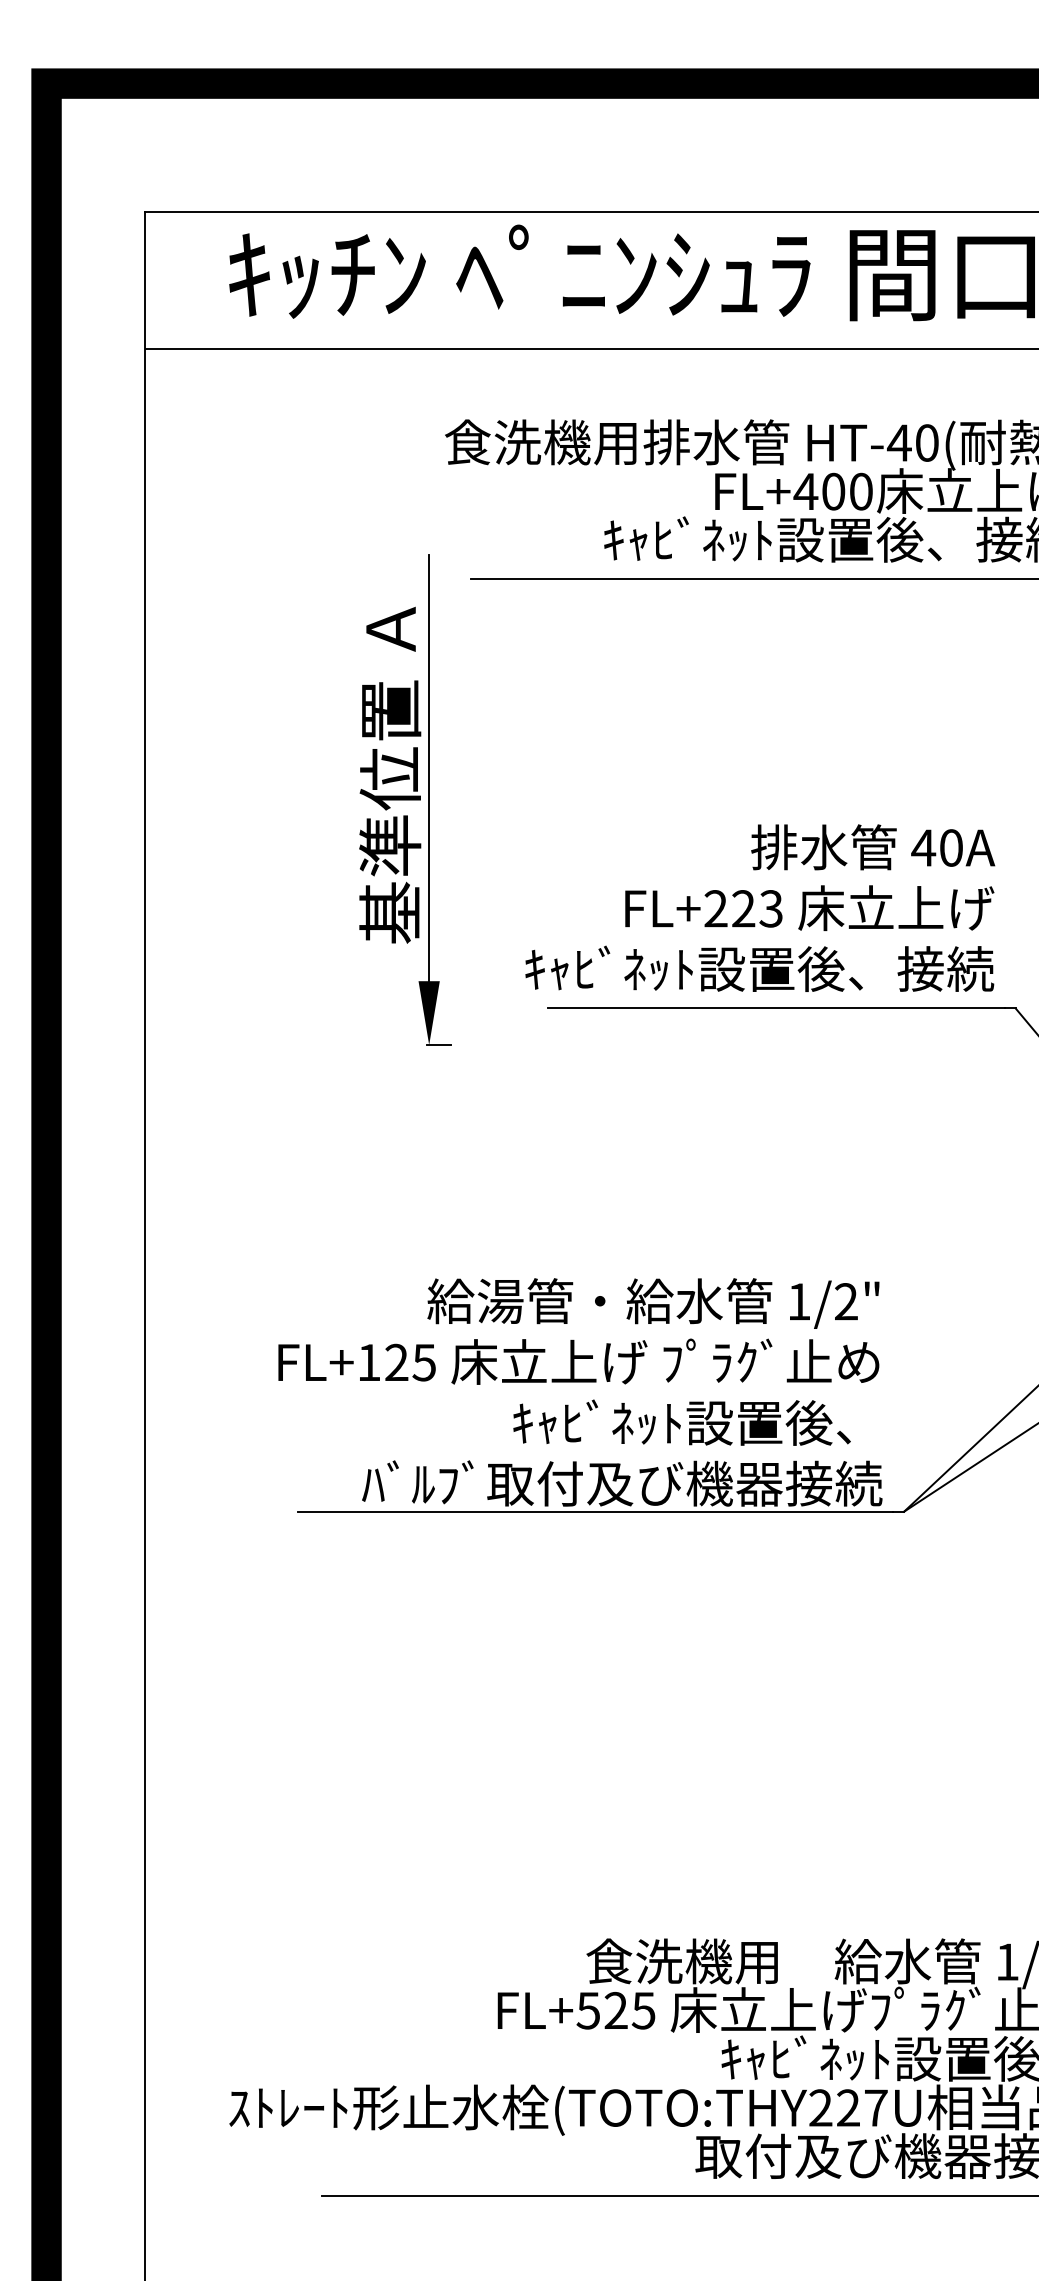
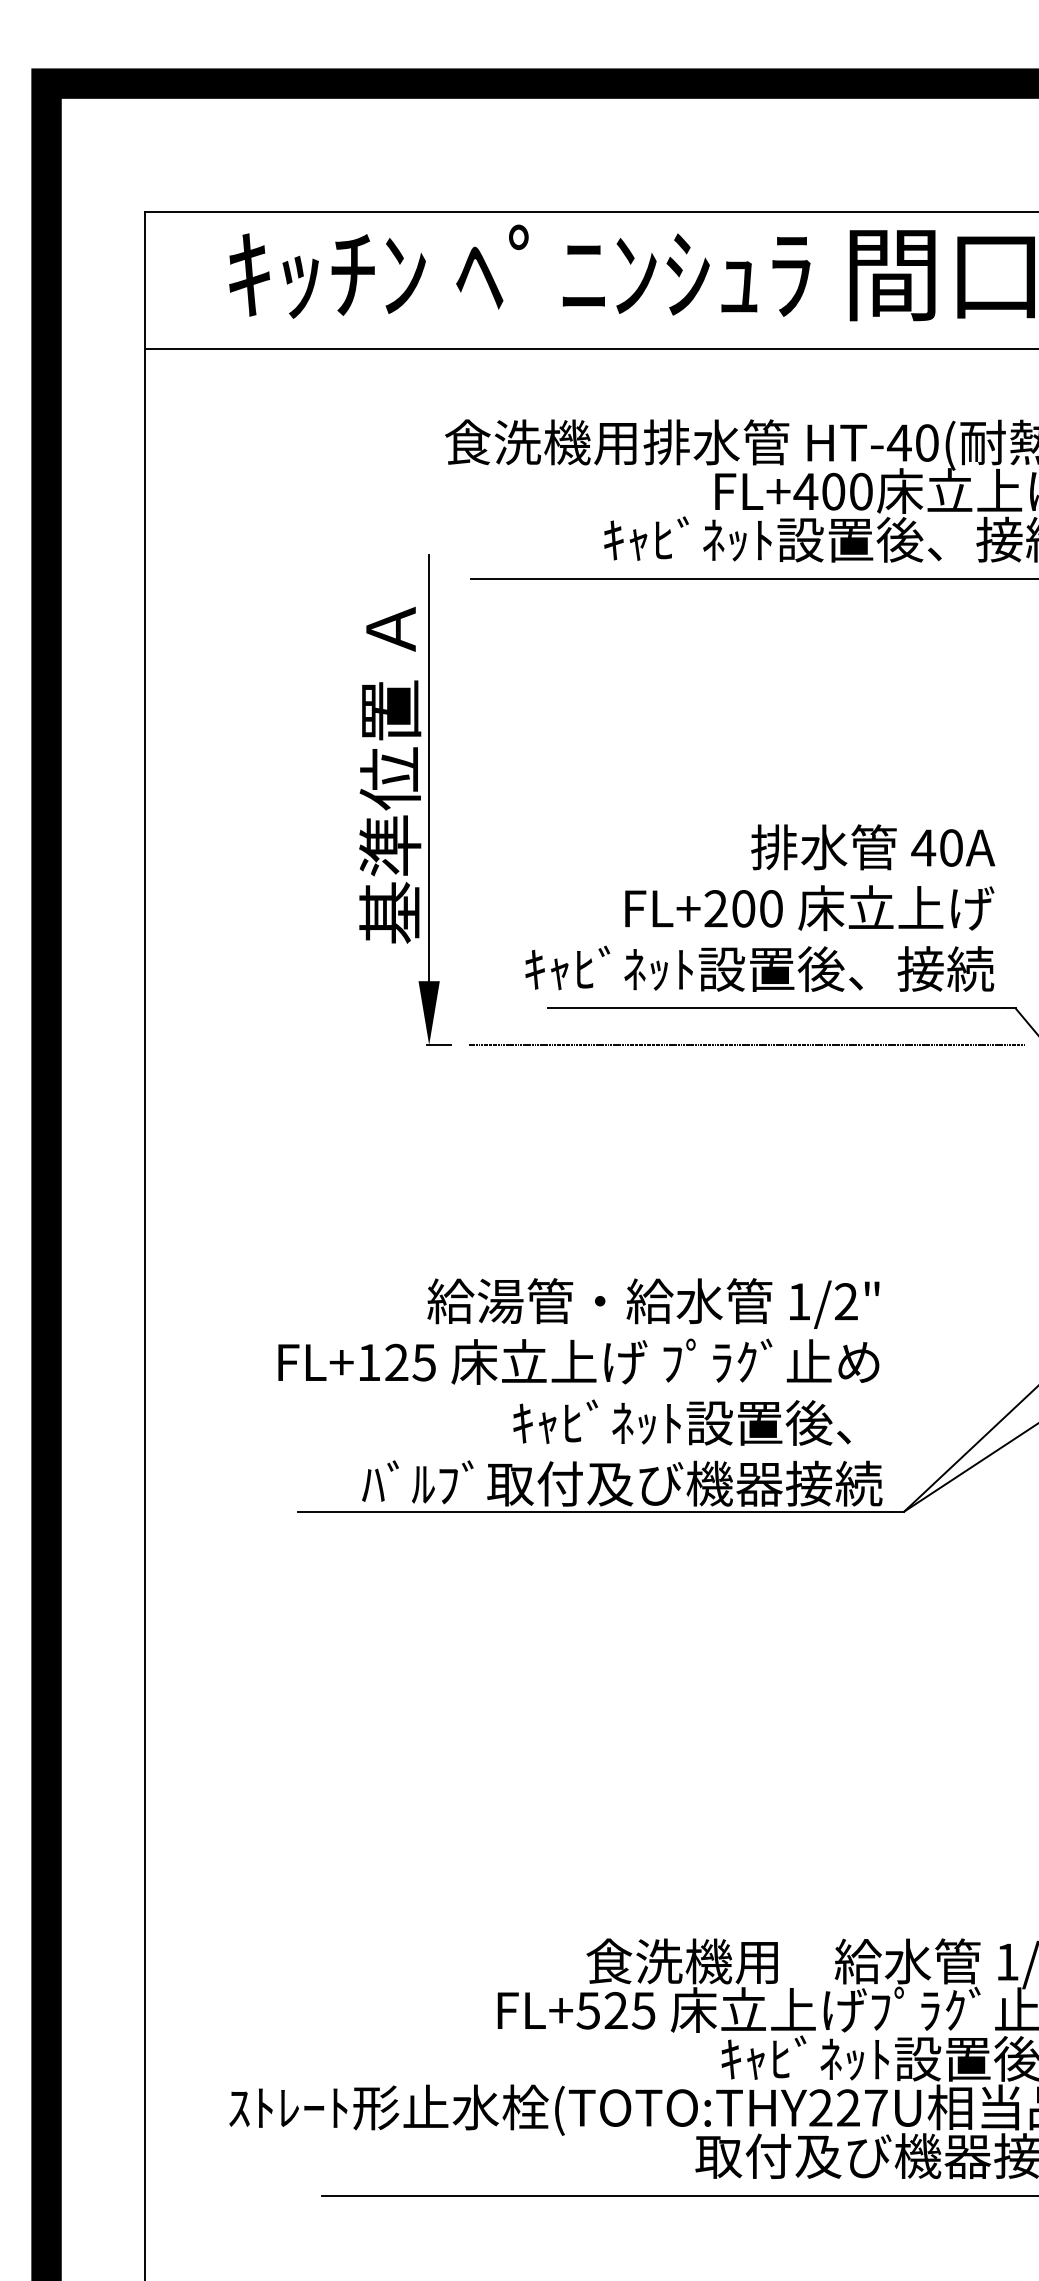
text: FL+223 -> FL+200 (757, 908)
line: none -> present (747, 1045)
